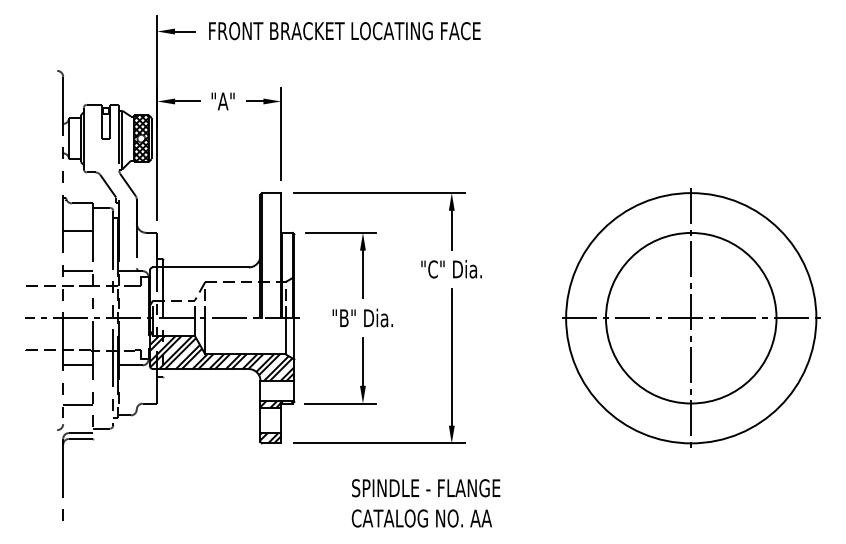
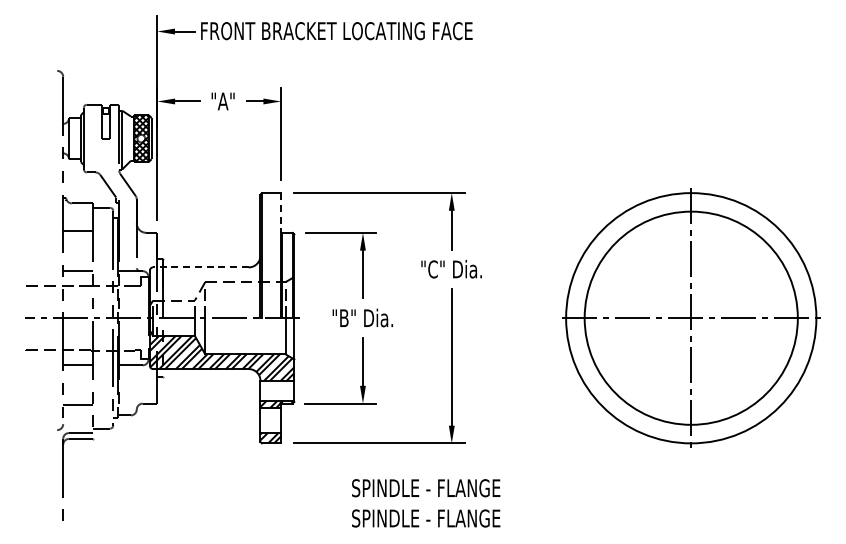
text position: (344, 31) -> (336, 31) (336, 31)
line: solid -> dashed (281, 212)
line: solid -> dashed (200, 267)
circle diameter: 171 px -> 213 px (690, 317)
text: CATALOG NO. AA -> SPINDLE - FLANGE (425, 518)
